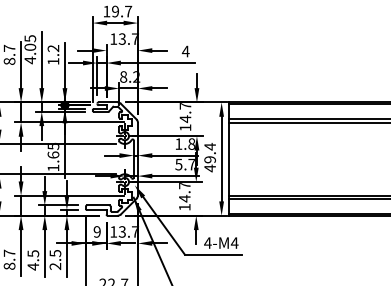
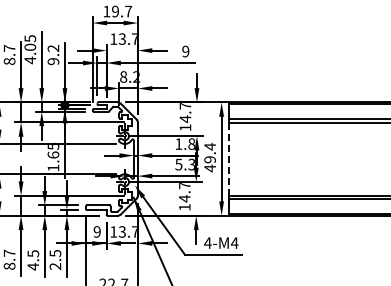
text: 4 -> 9 (185, 51)
text: 1.2 -> 9.2 (53, 61)
line: solid -> dashed (229, 159)
text: 5.7 -> 5.3 (191, 164)
